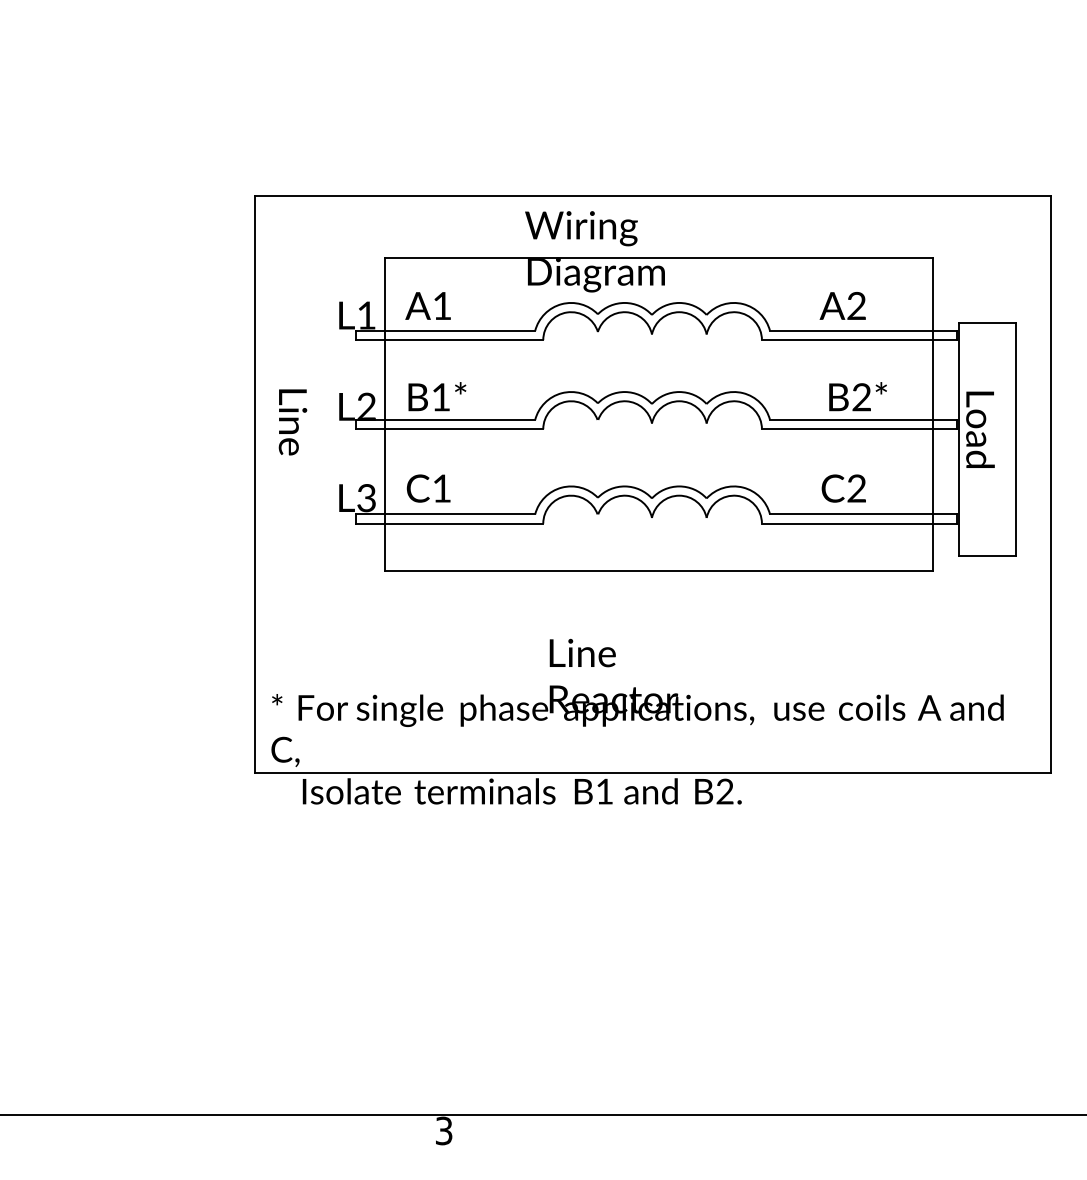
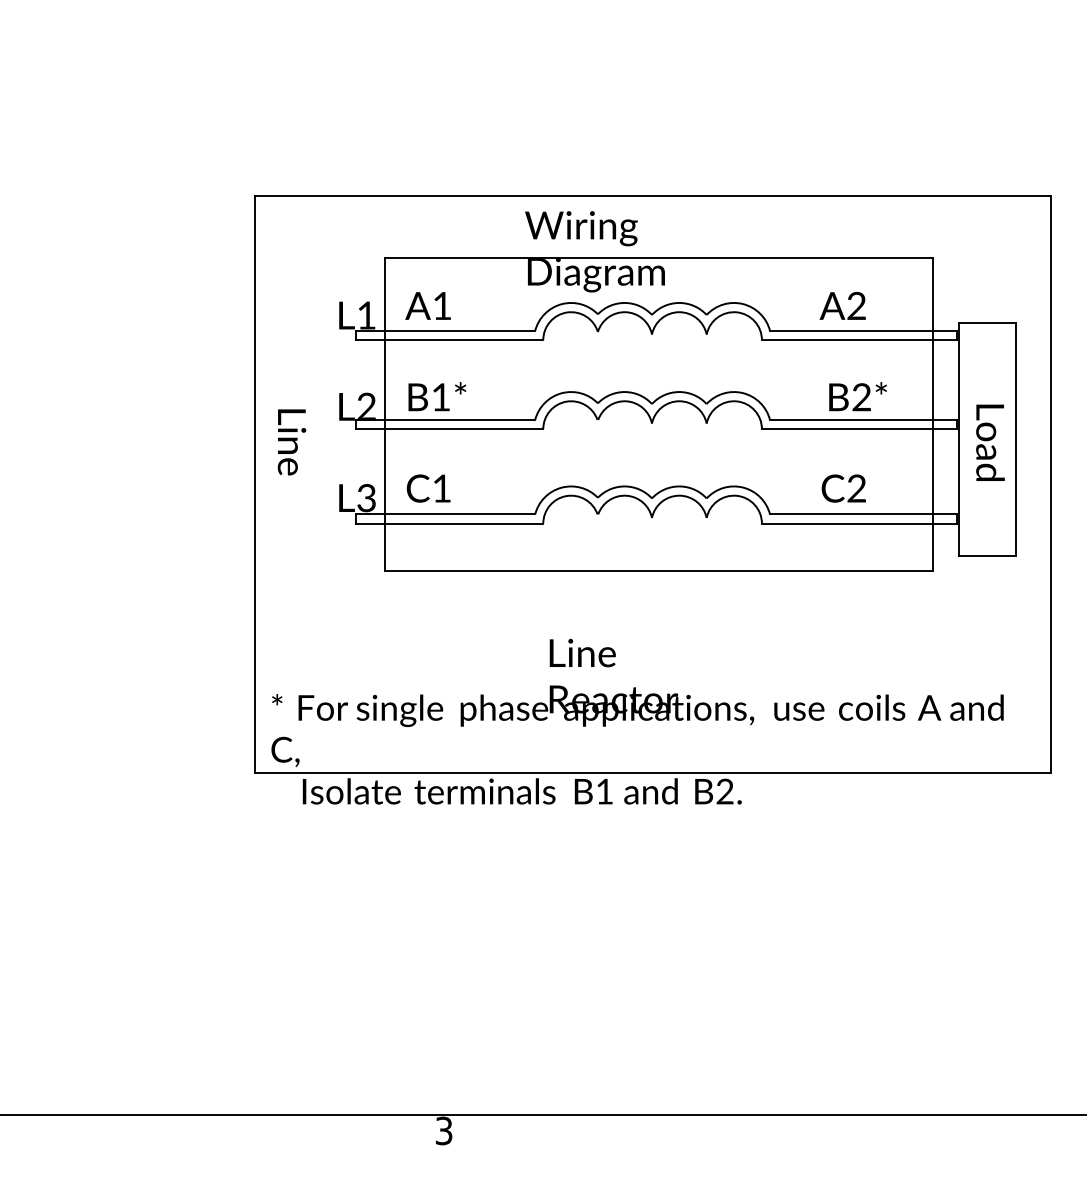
text position: (292, 422) -> (291, 442) (291, 442)
text position: (980, 429) -> (990, 442) (990, 442)
